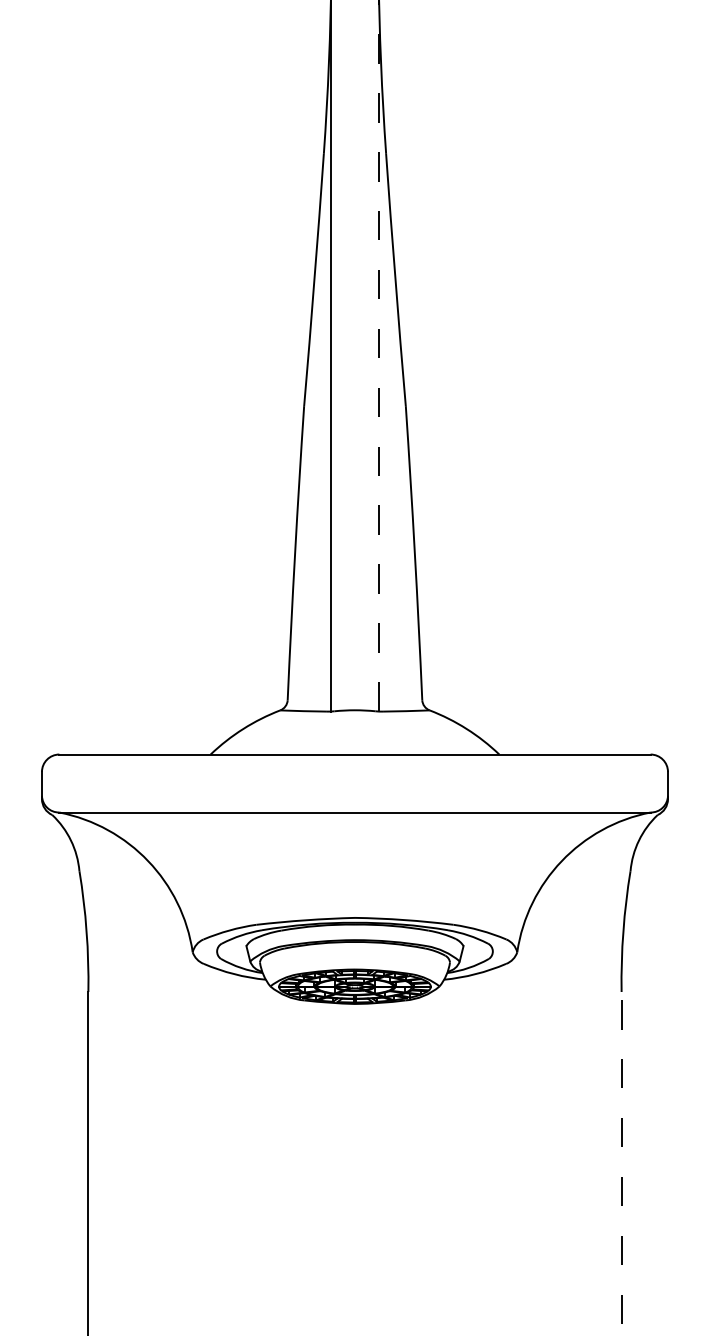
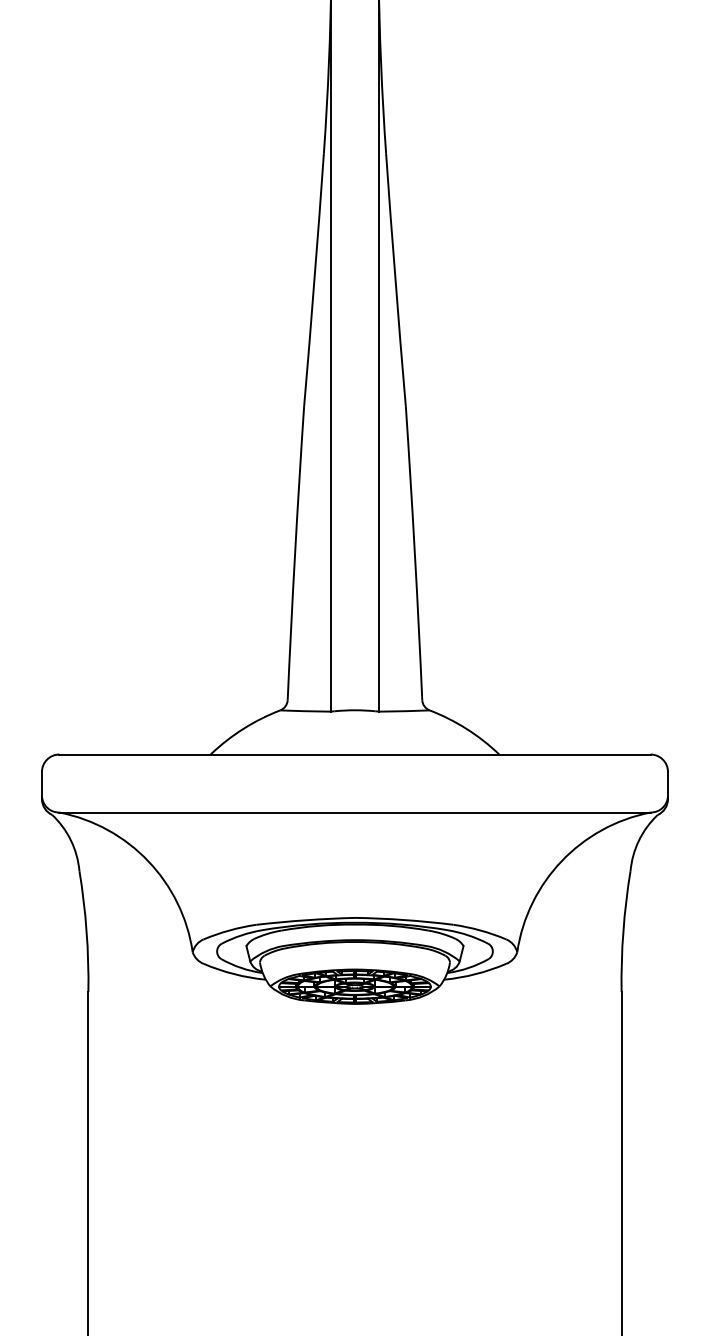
line: dashed -> solid (378, 355)
line: dashed -> solid (621, 1163)
